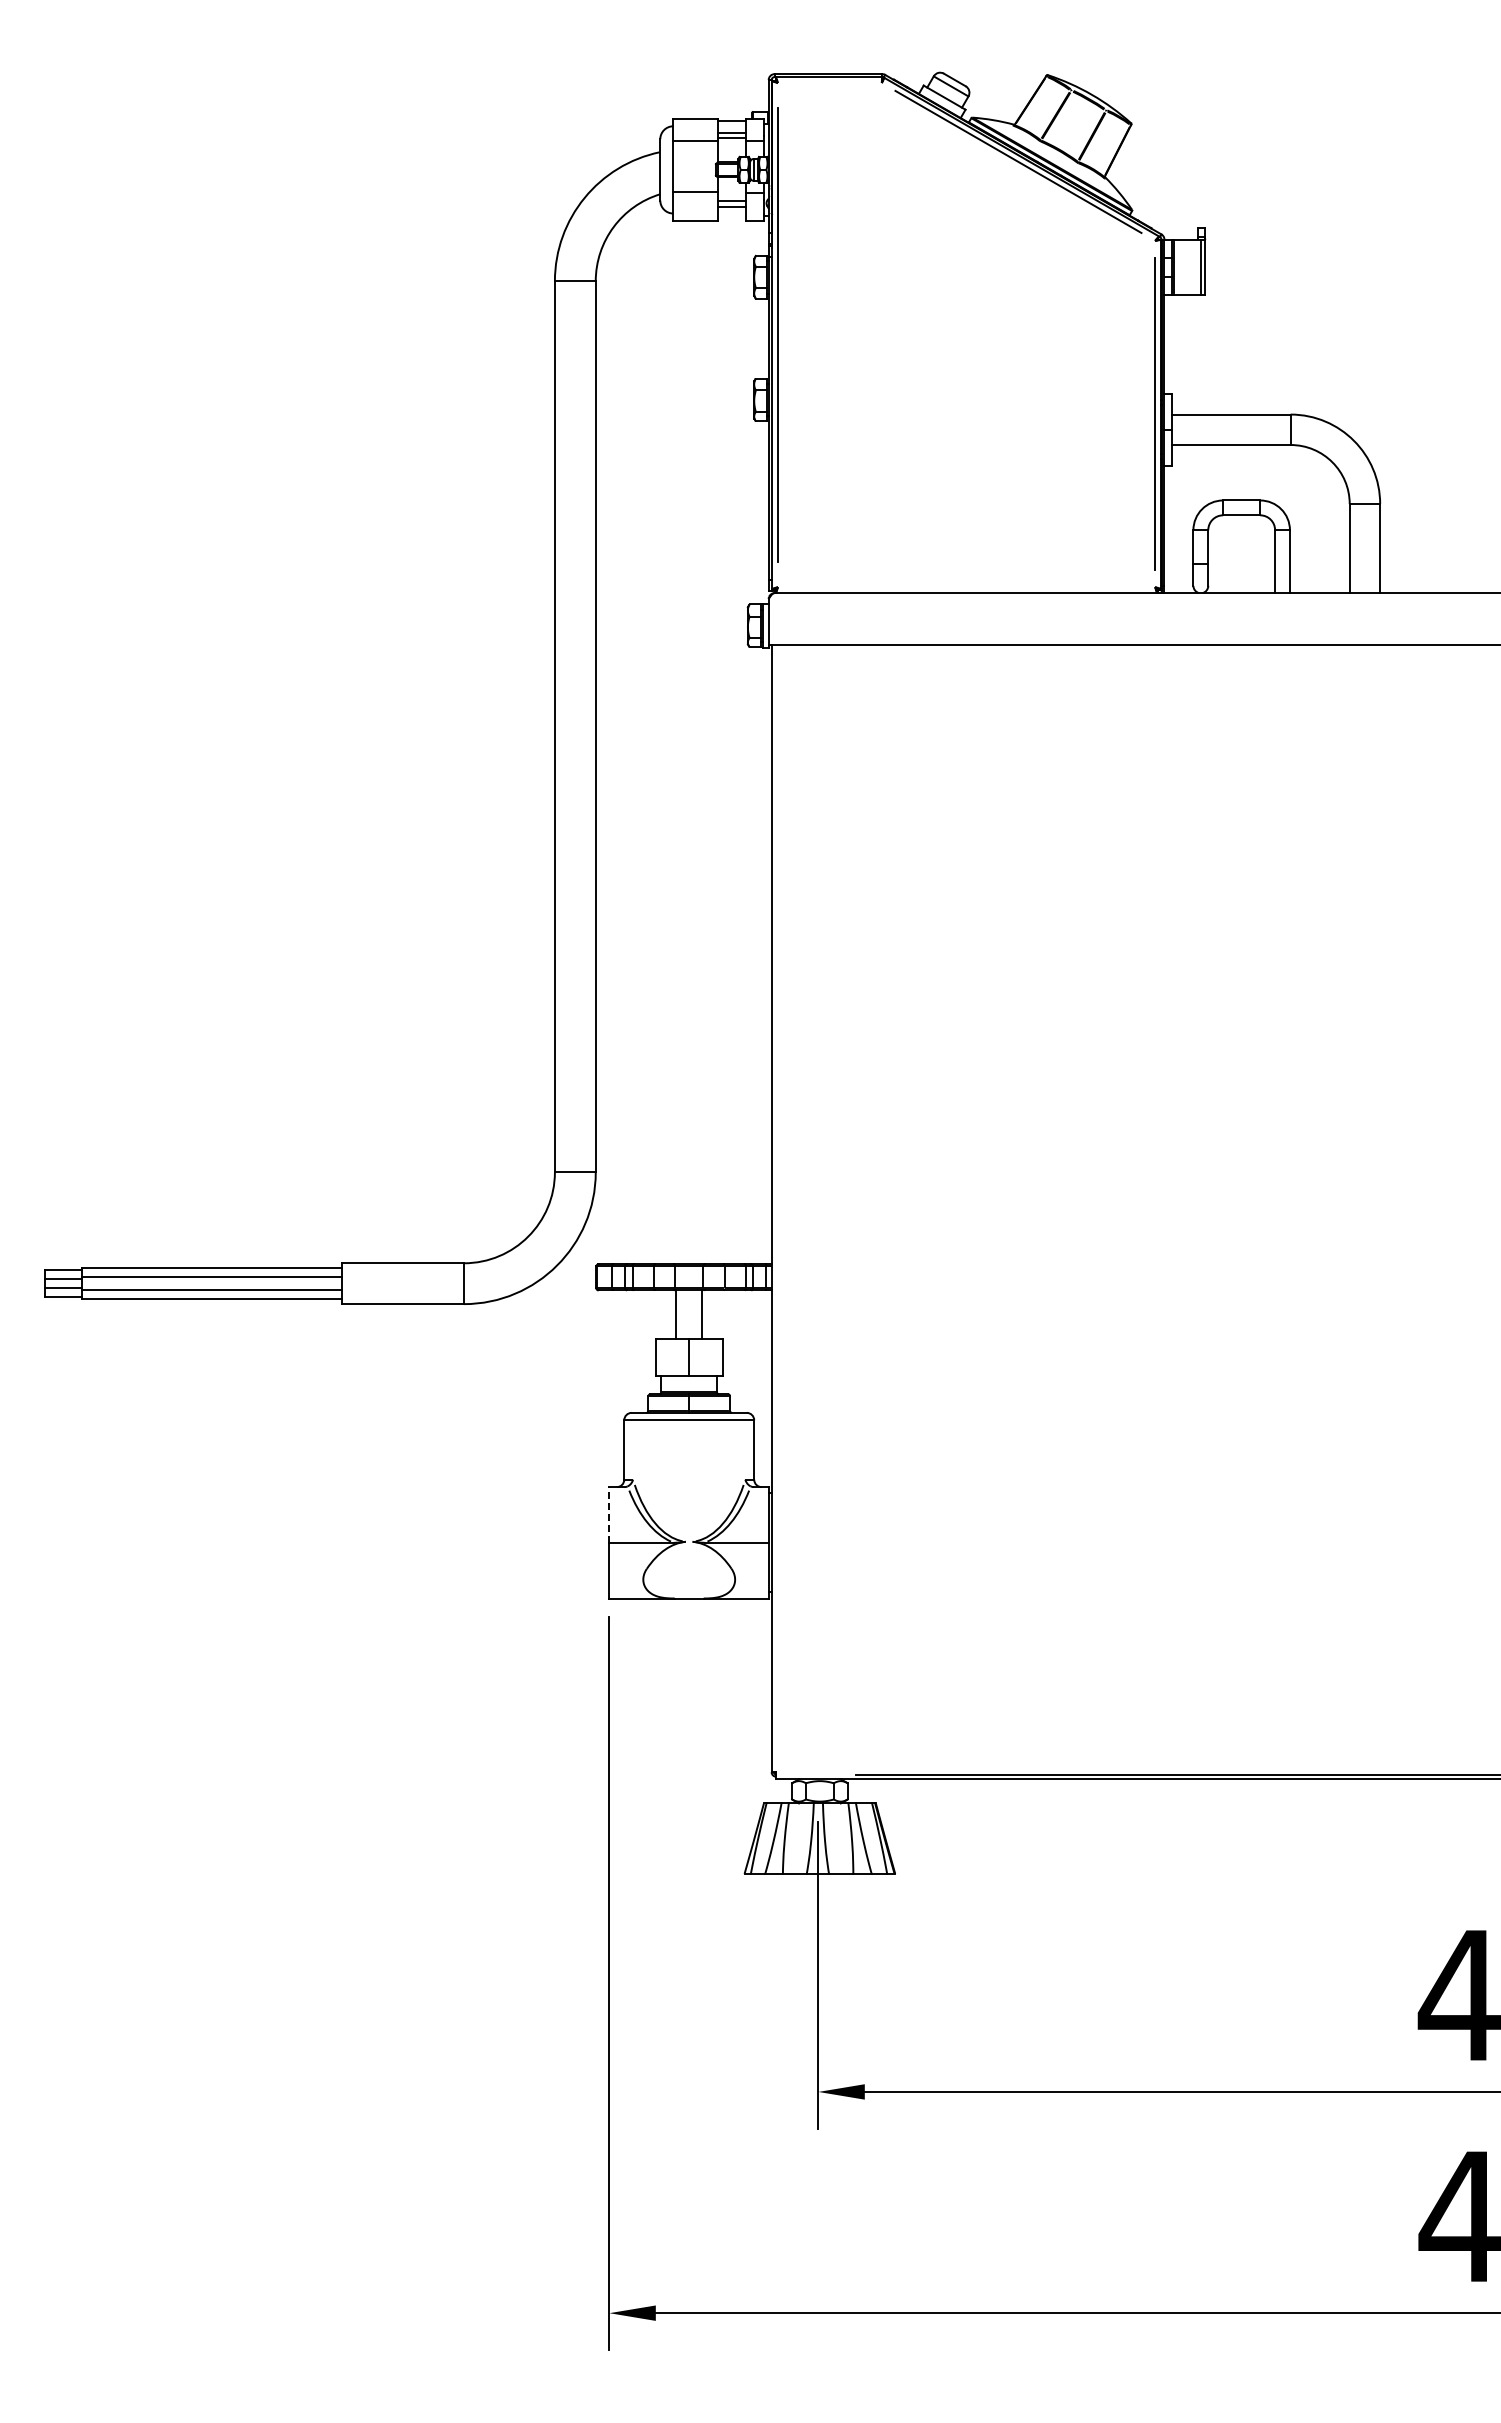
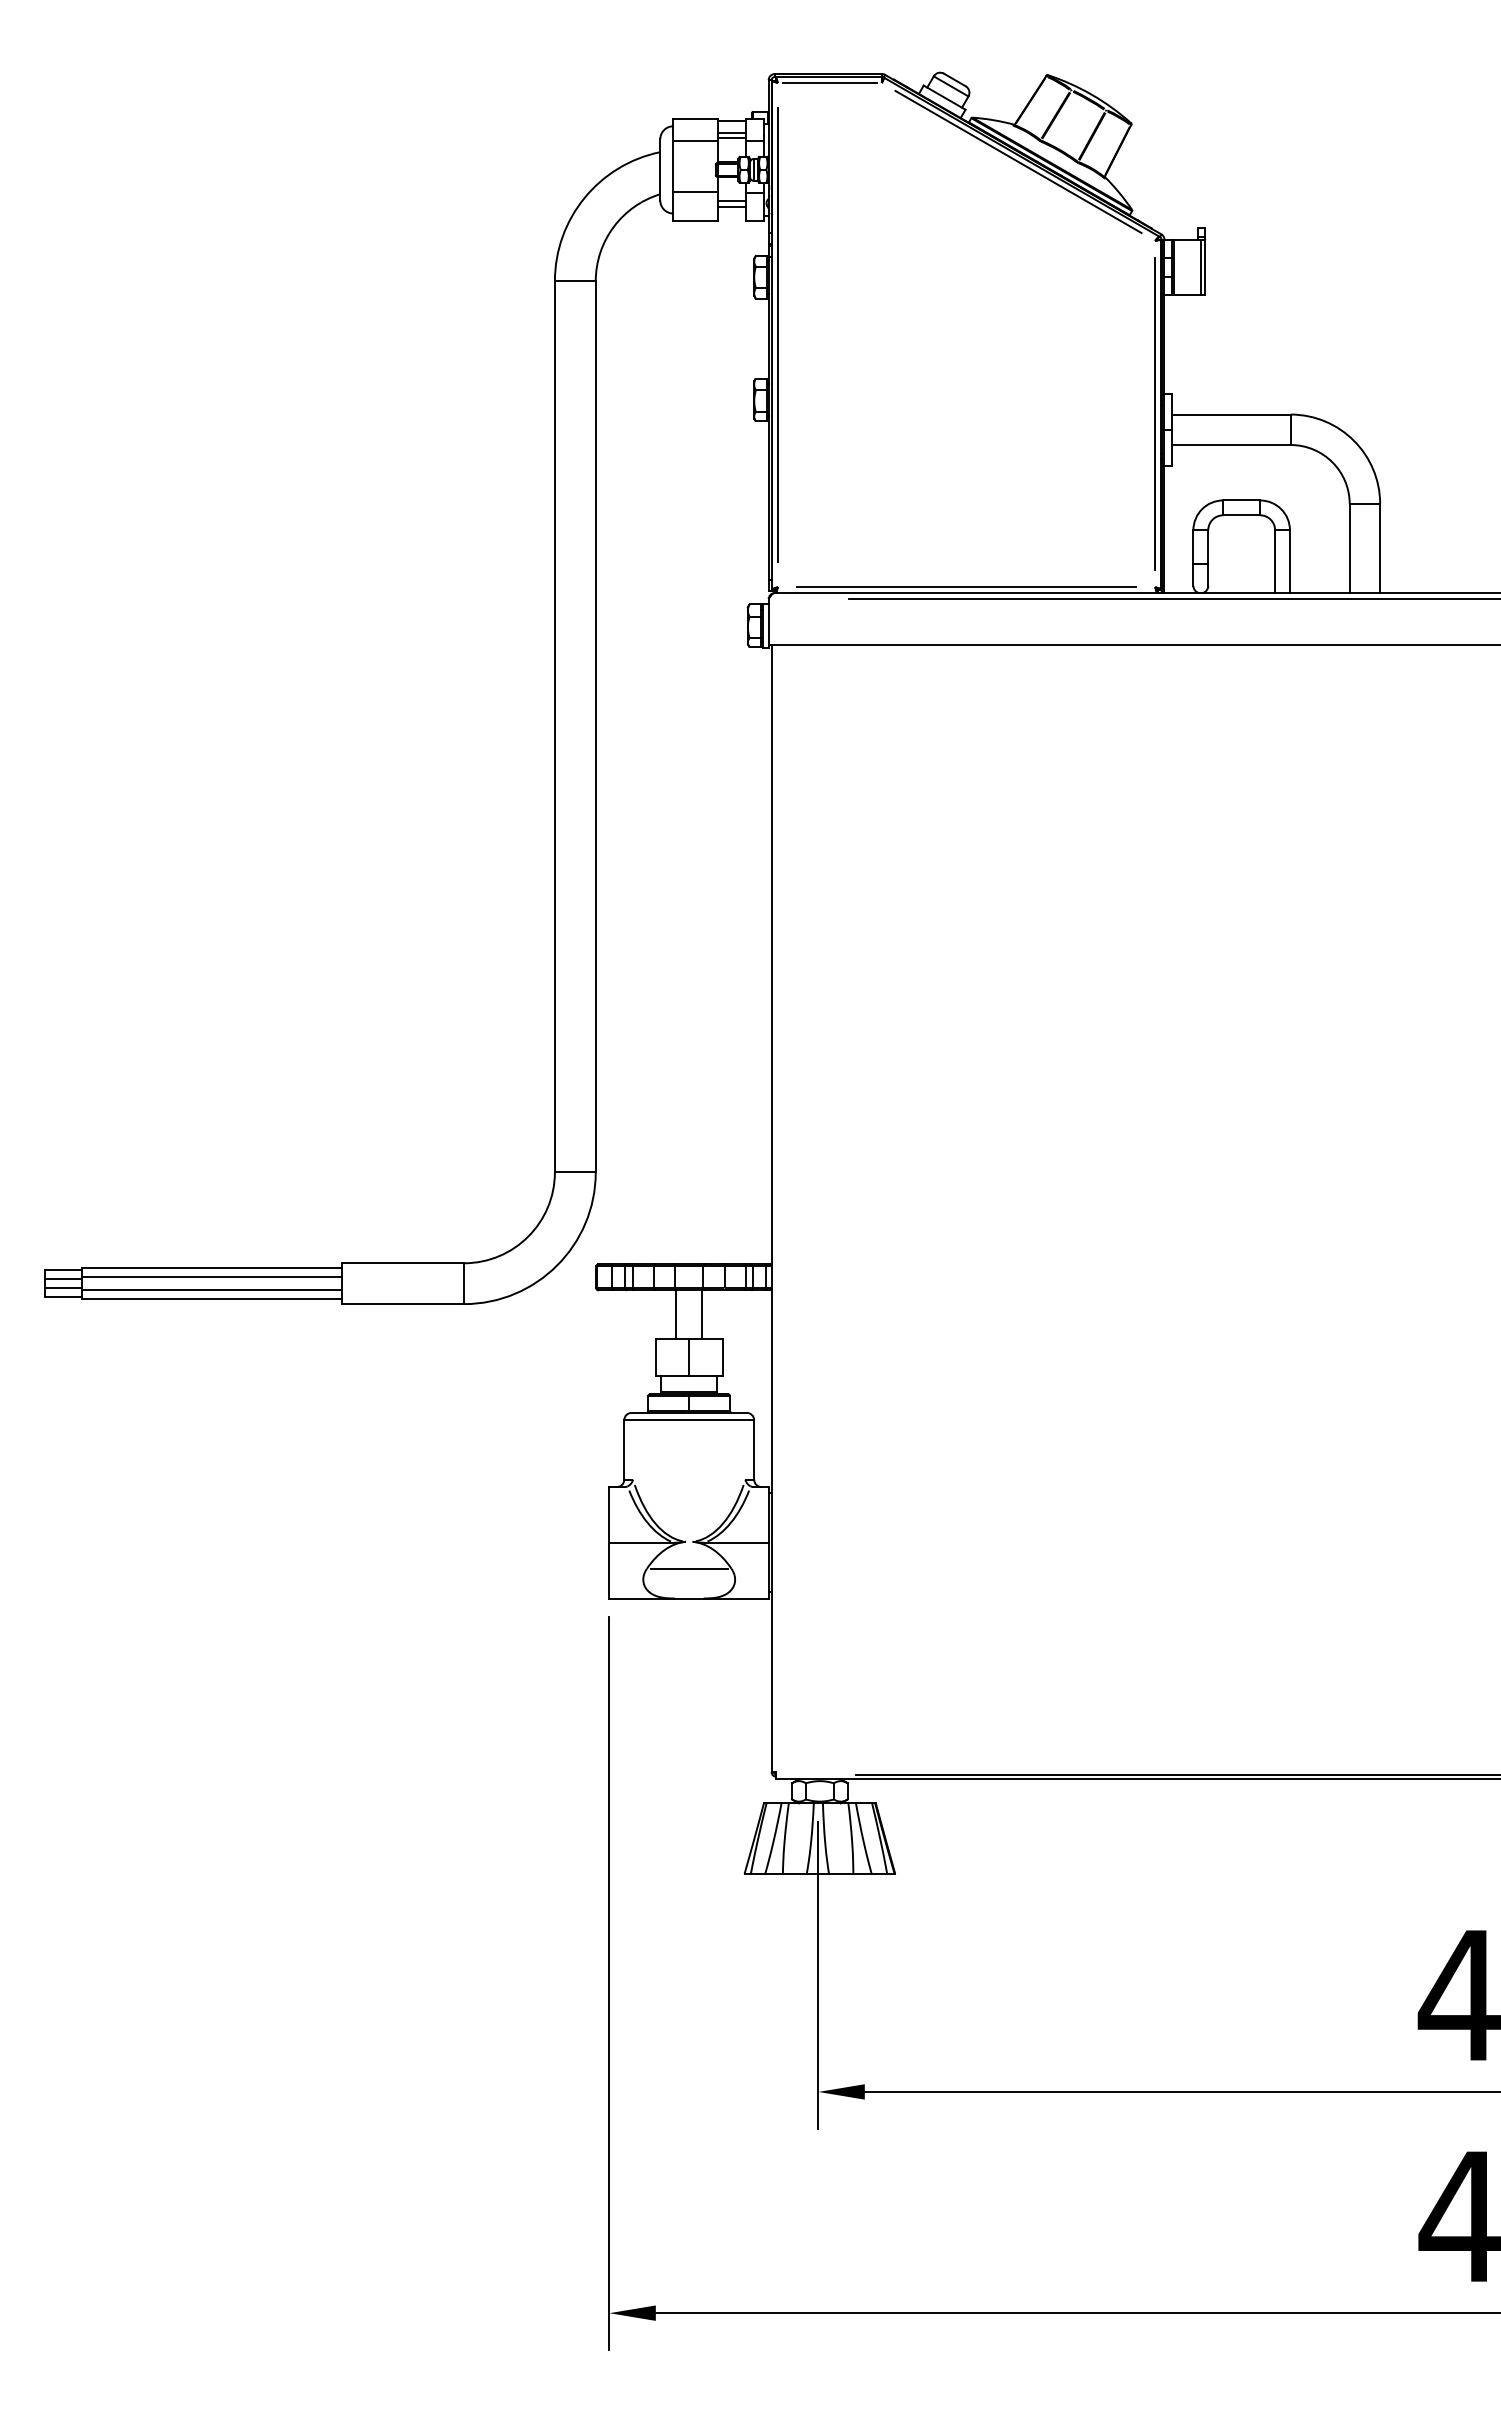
line: none -> present (829, 83)
line: none -> present (966, 587)
line: none -> present (1173, 599)
line: dashed -> solid (609, 1514)
line: none -> present (688, 1568)
